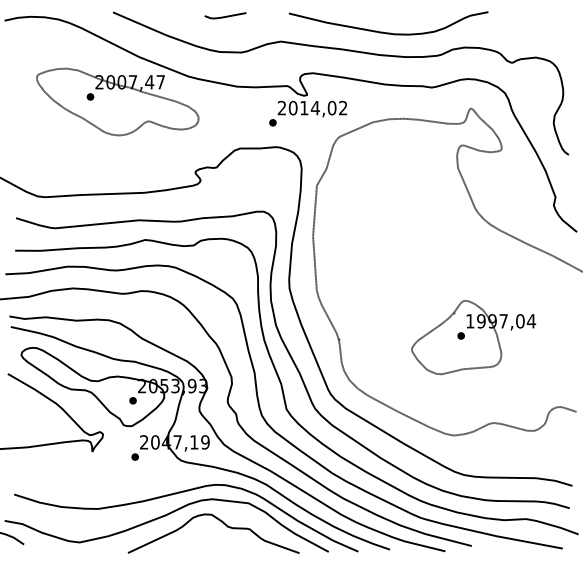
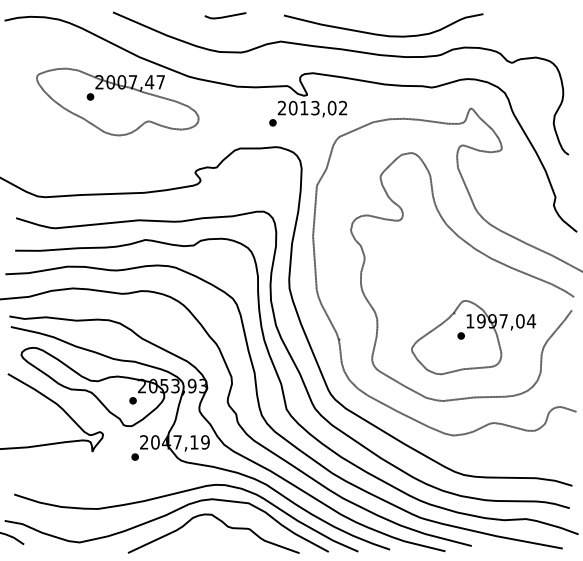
curve position: (388, 32) -> (383, 34) (383, 34)
text: 2014,02 -> 2013,02 (314, 107)
part: none -> present (475, 250)
